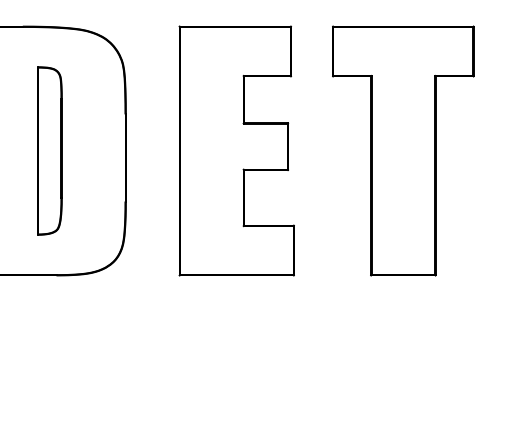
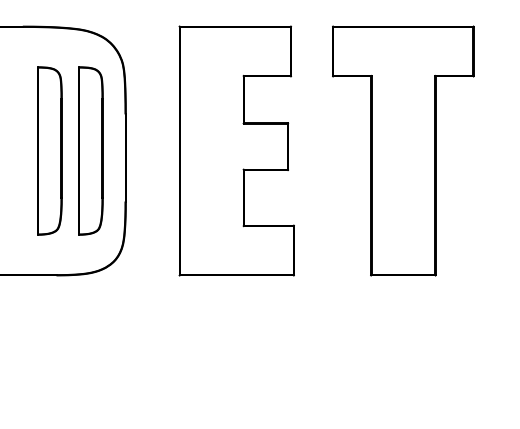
part: none -> present (90, 150)
